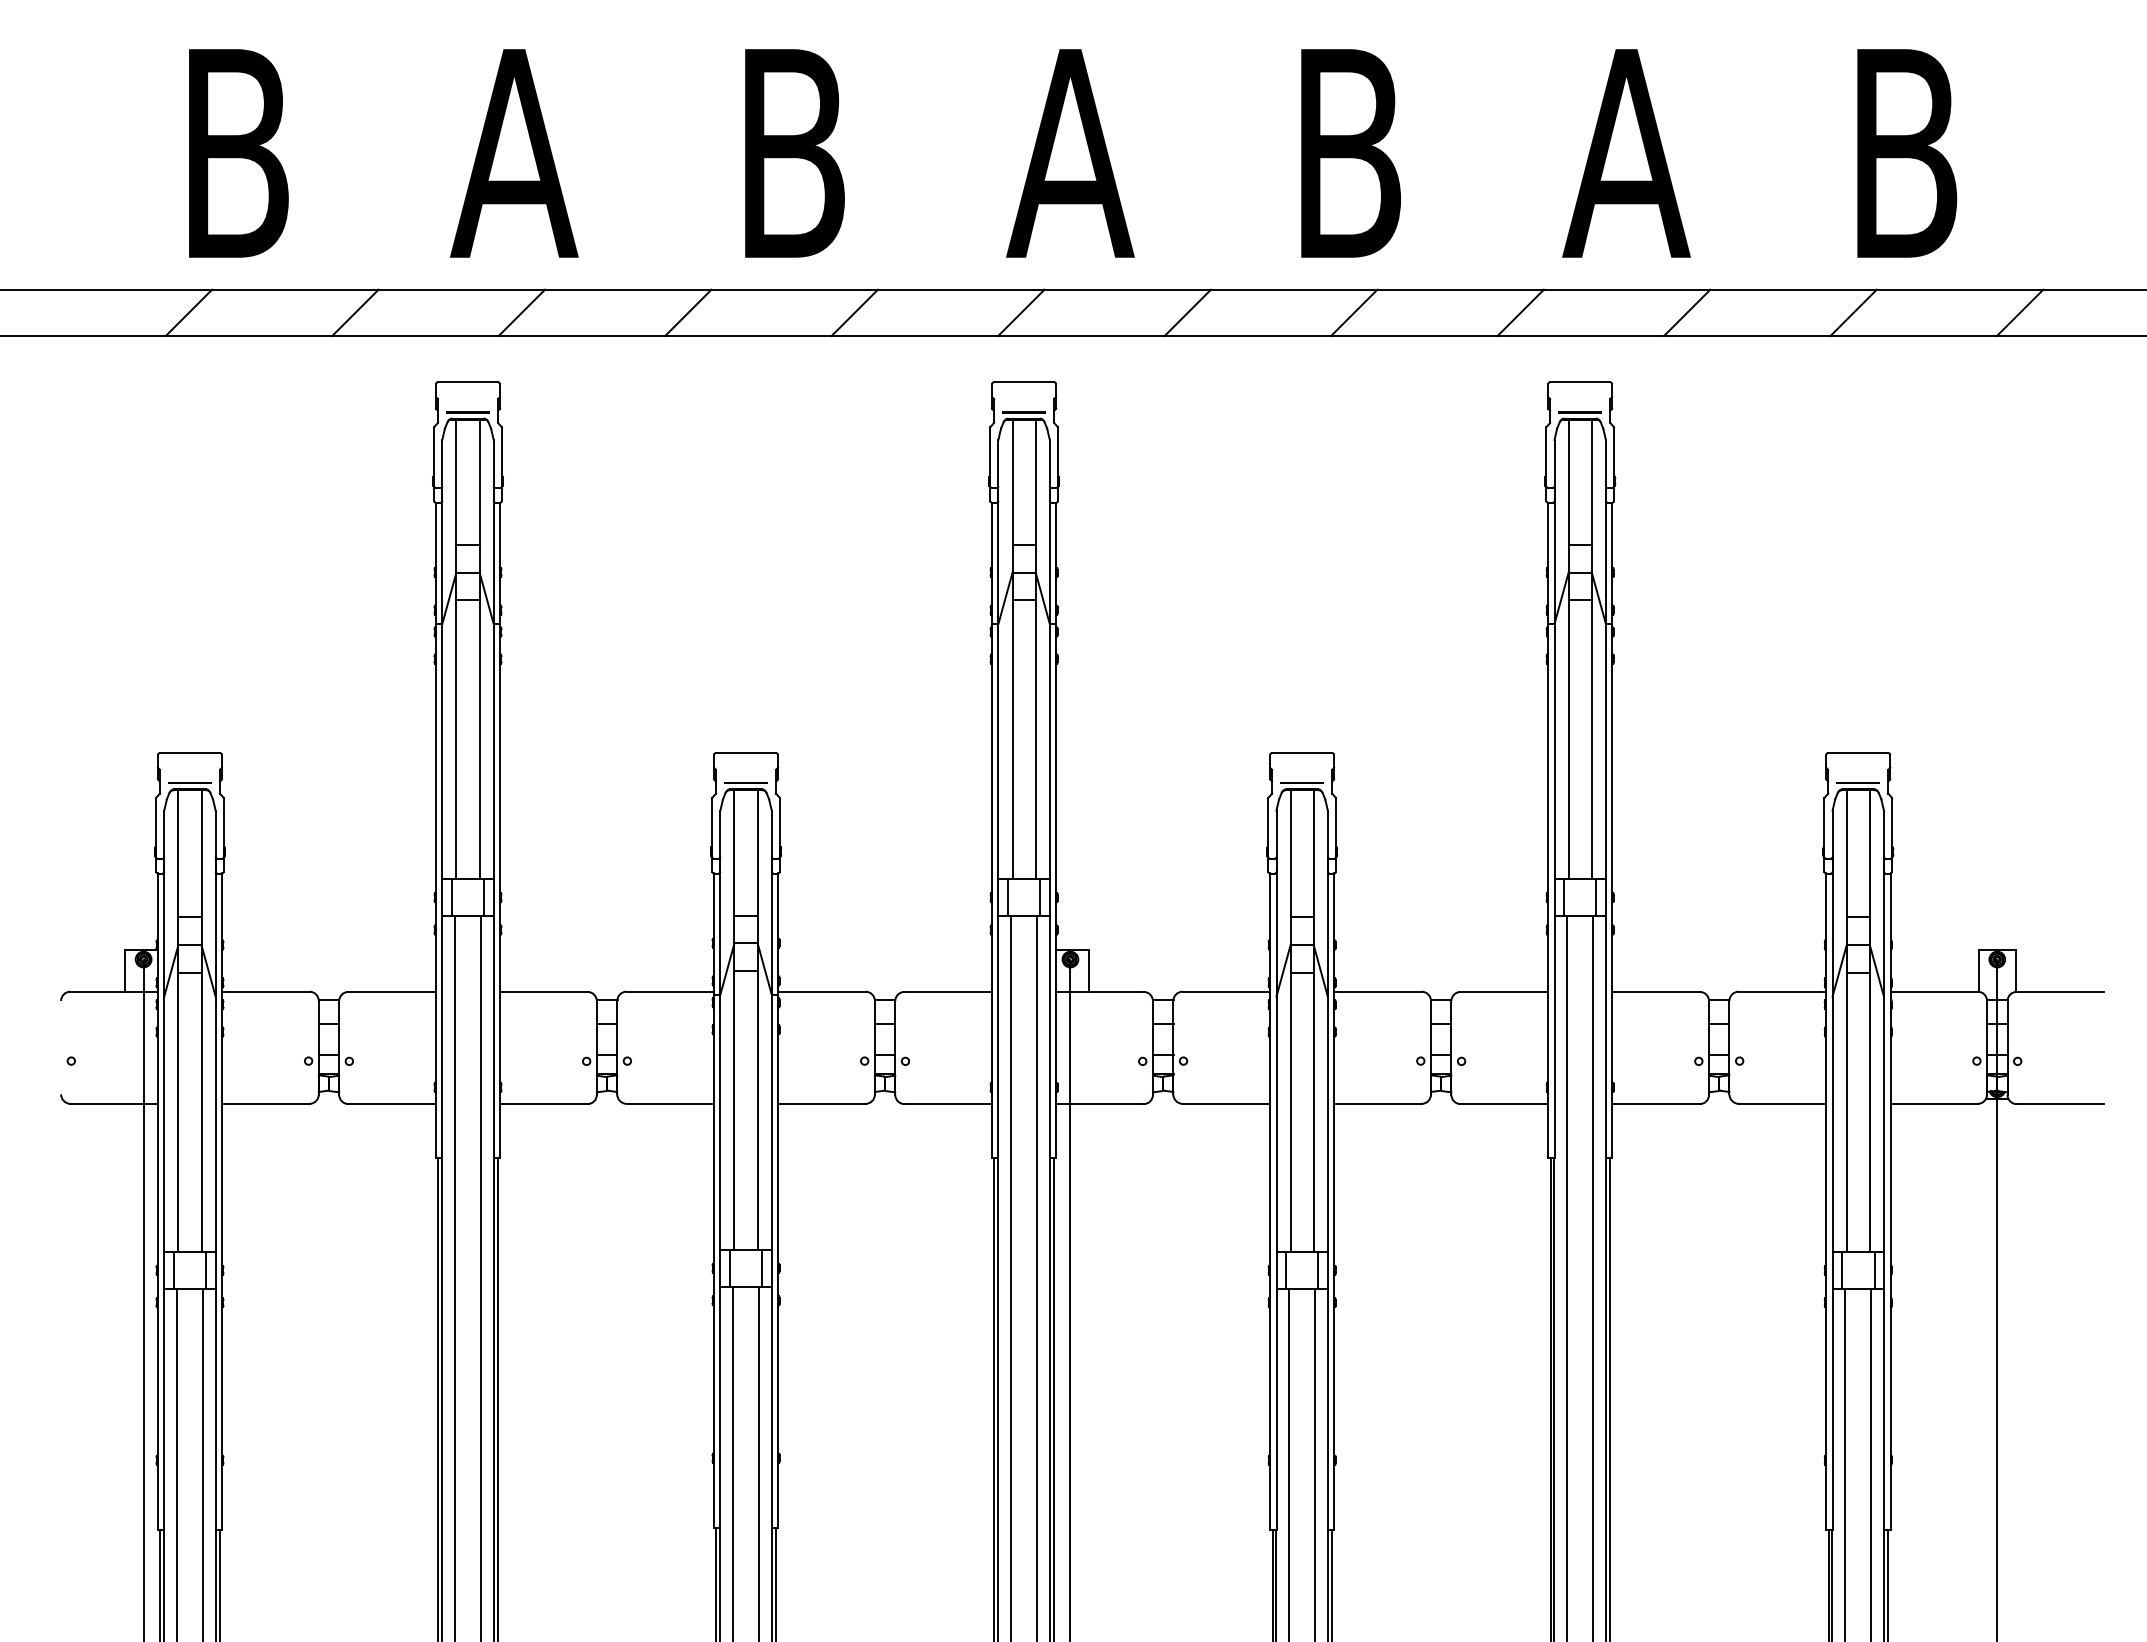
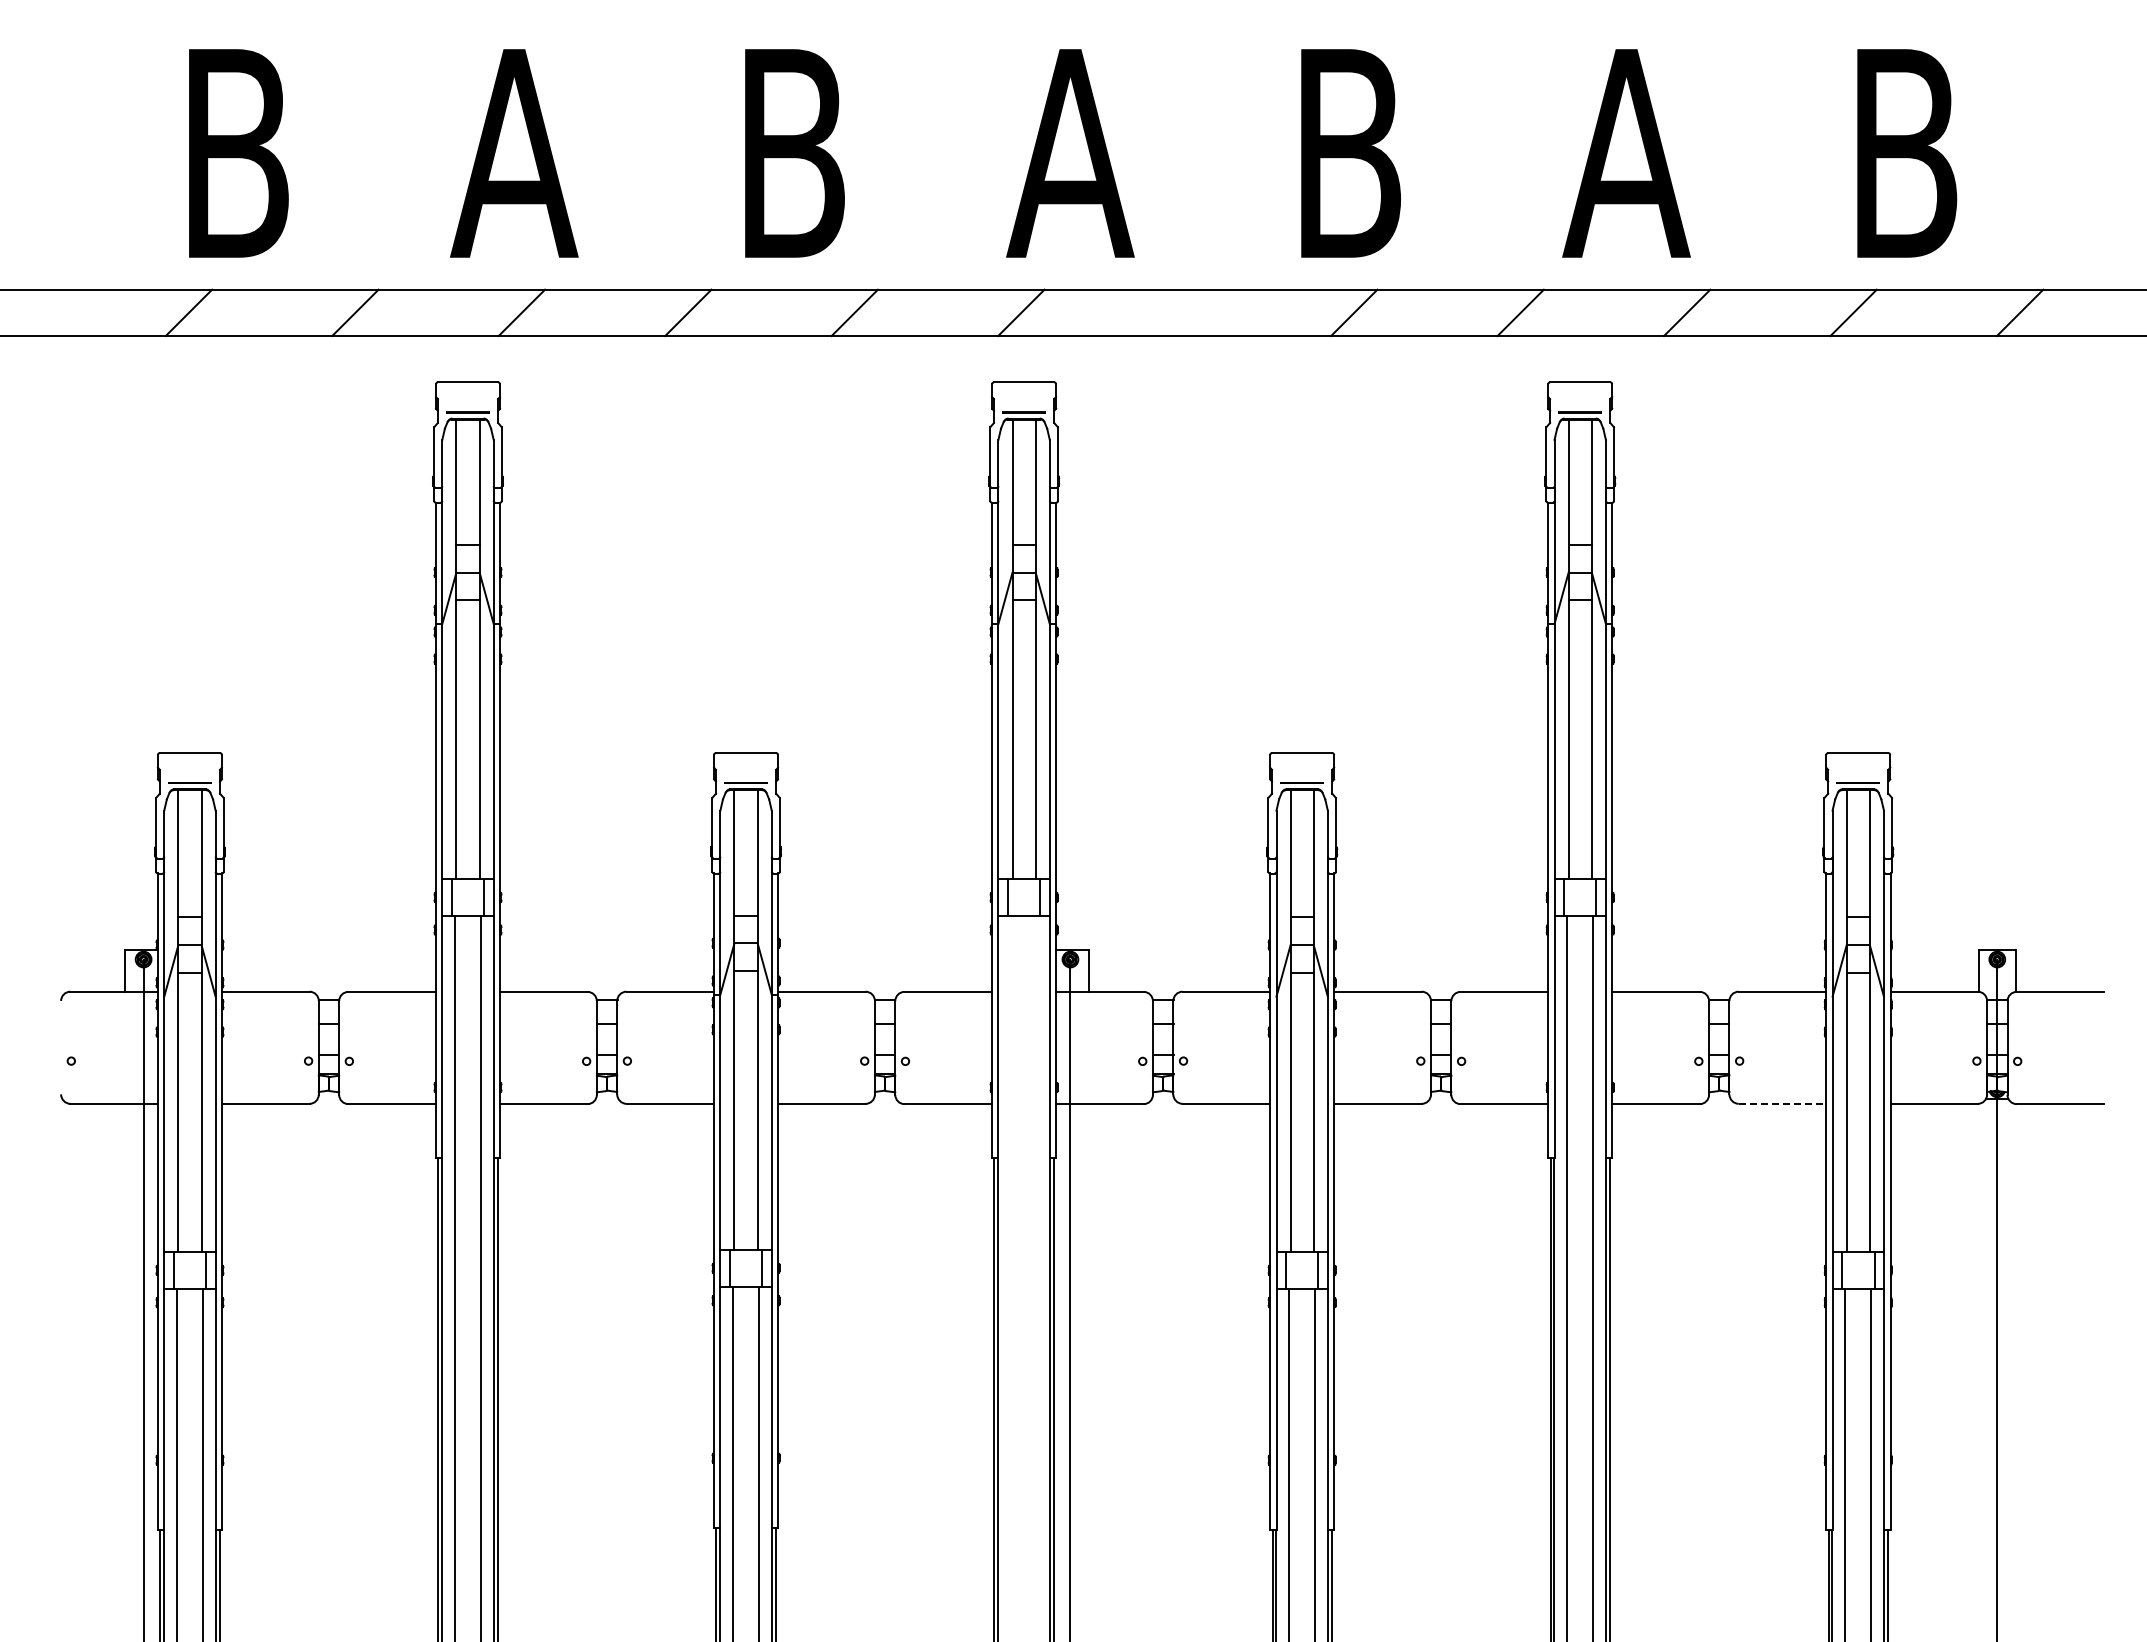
line: present -> none (1187, 312)
line: solid -> dashed (1782, 1103)
line: present -> none (1011, 1277)
line: present -> none (1037, 1277)
